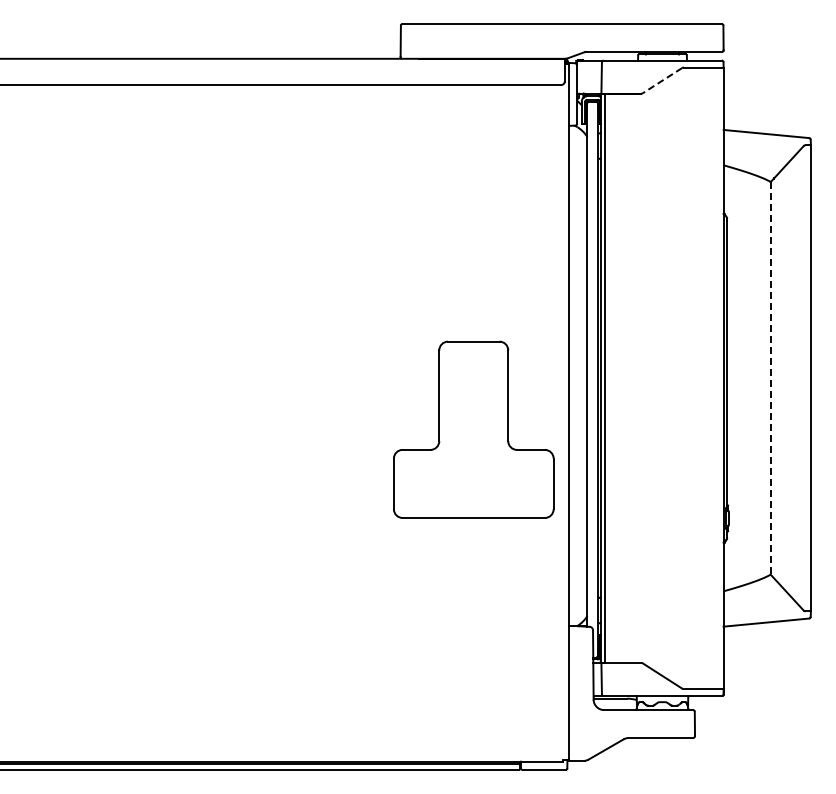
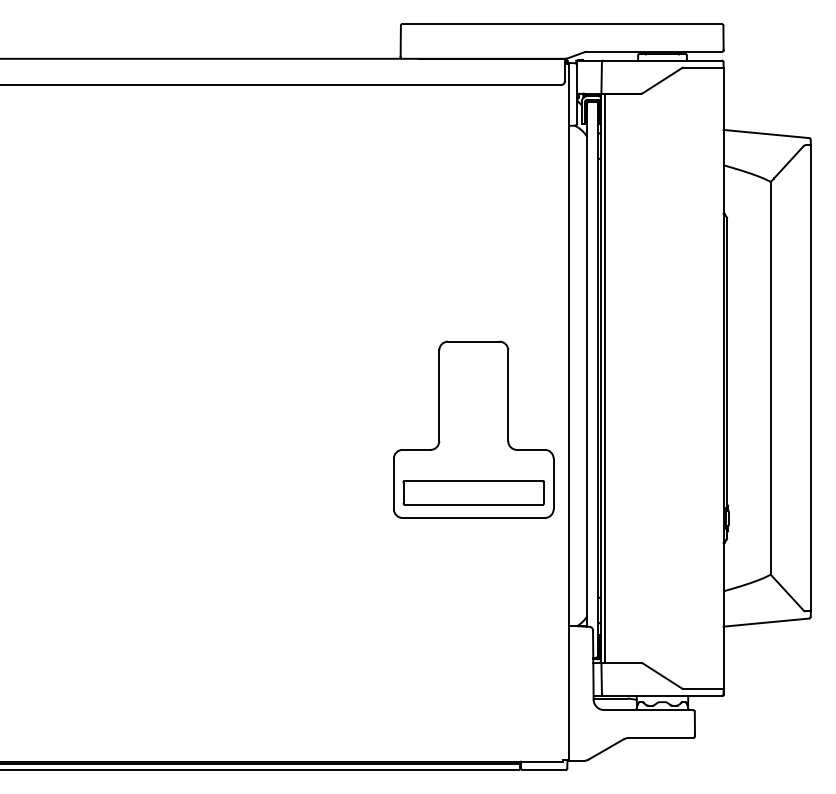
line: dashed -> solid (662, 80)
line: dashed -> solid (770, 378)
part: none -> present (473, 492)
